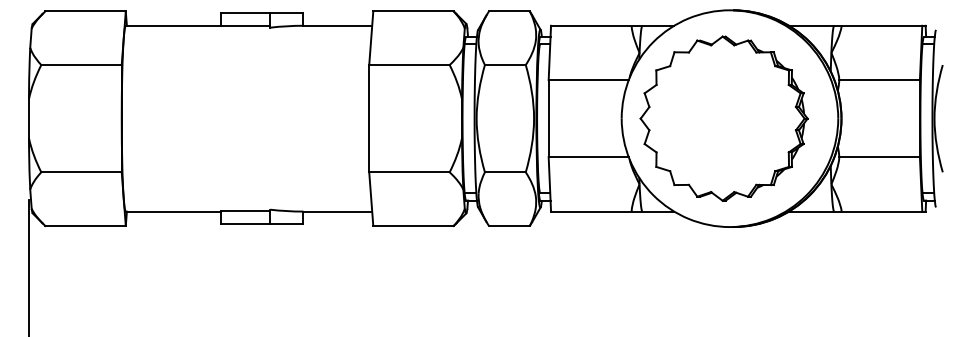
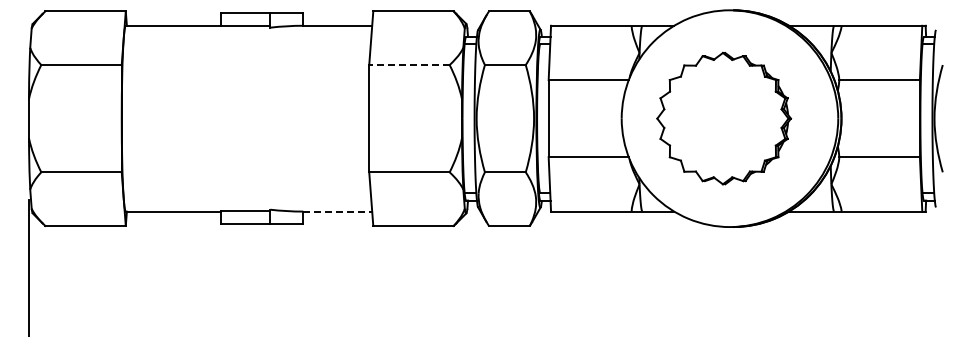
line: solid -> dashed (408, 65)
part size: 170x167 px -> 137x135 px (724, 118)
line: solid -> dashed (338, 211)
